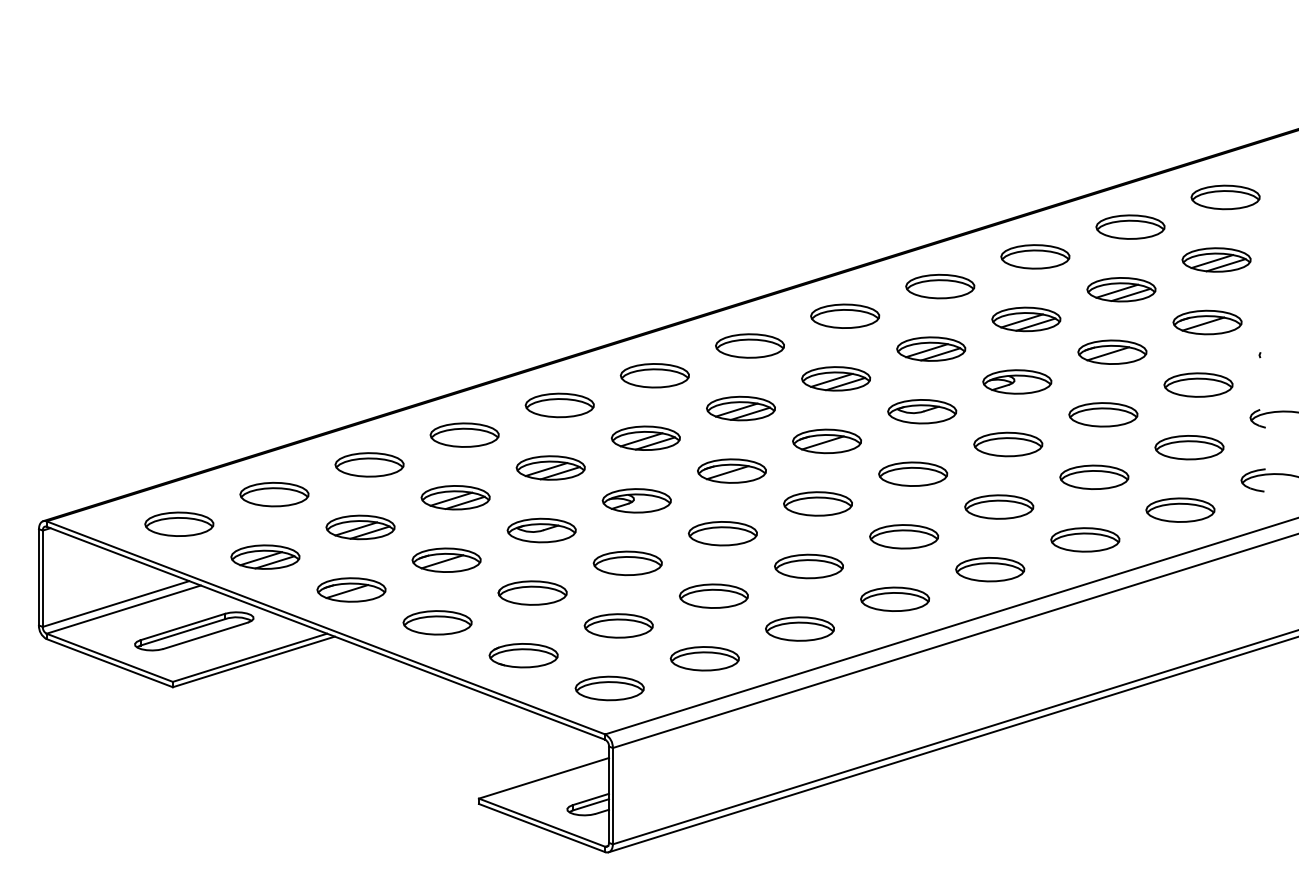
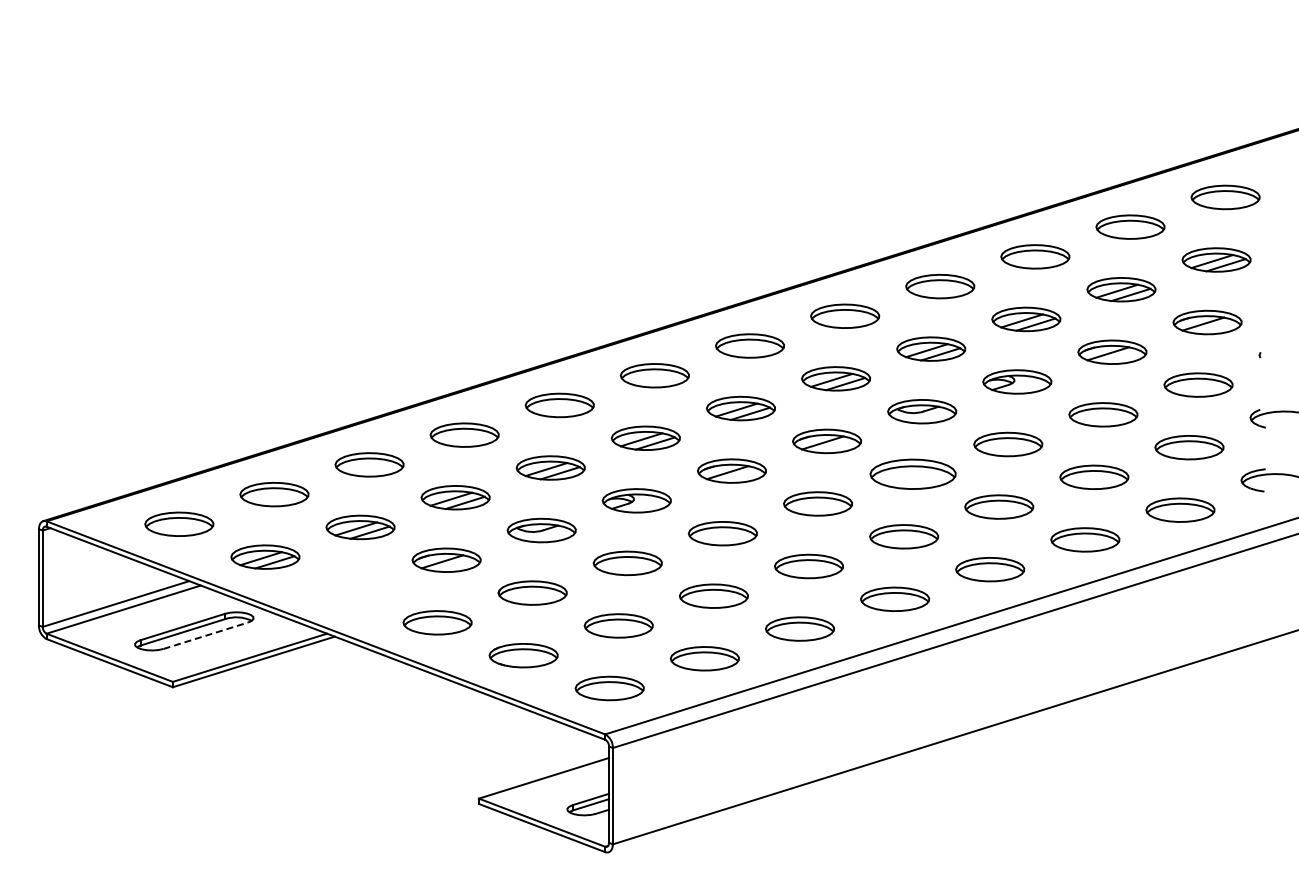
part size: 71x26 px -> 88x32 px (912, 473)
part: present -> none (351, 589)
line: solid -> dashed (206, 635)
line: present -> none (951, 744)
